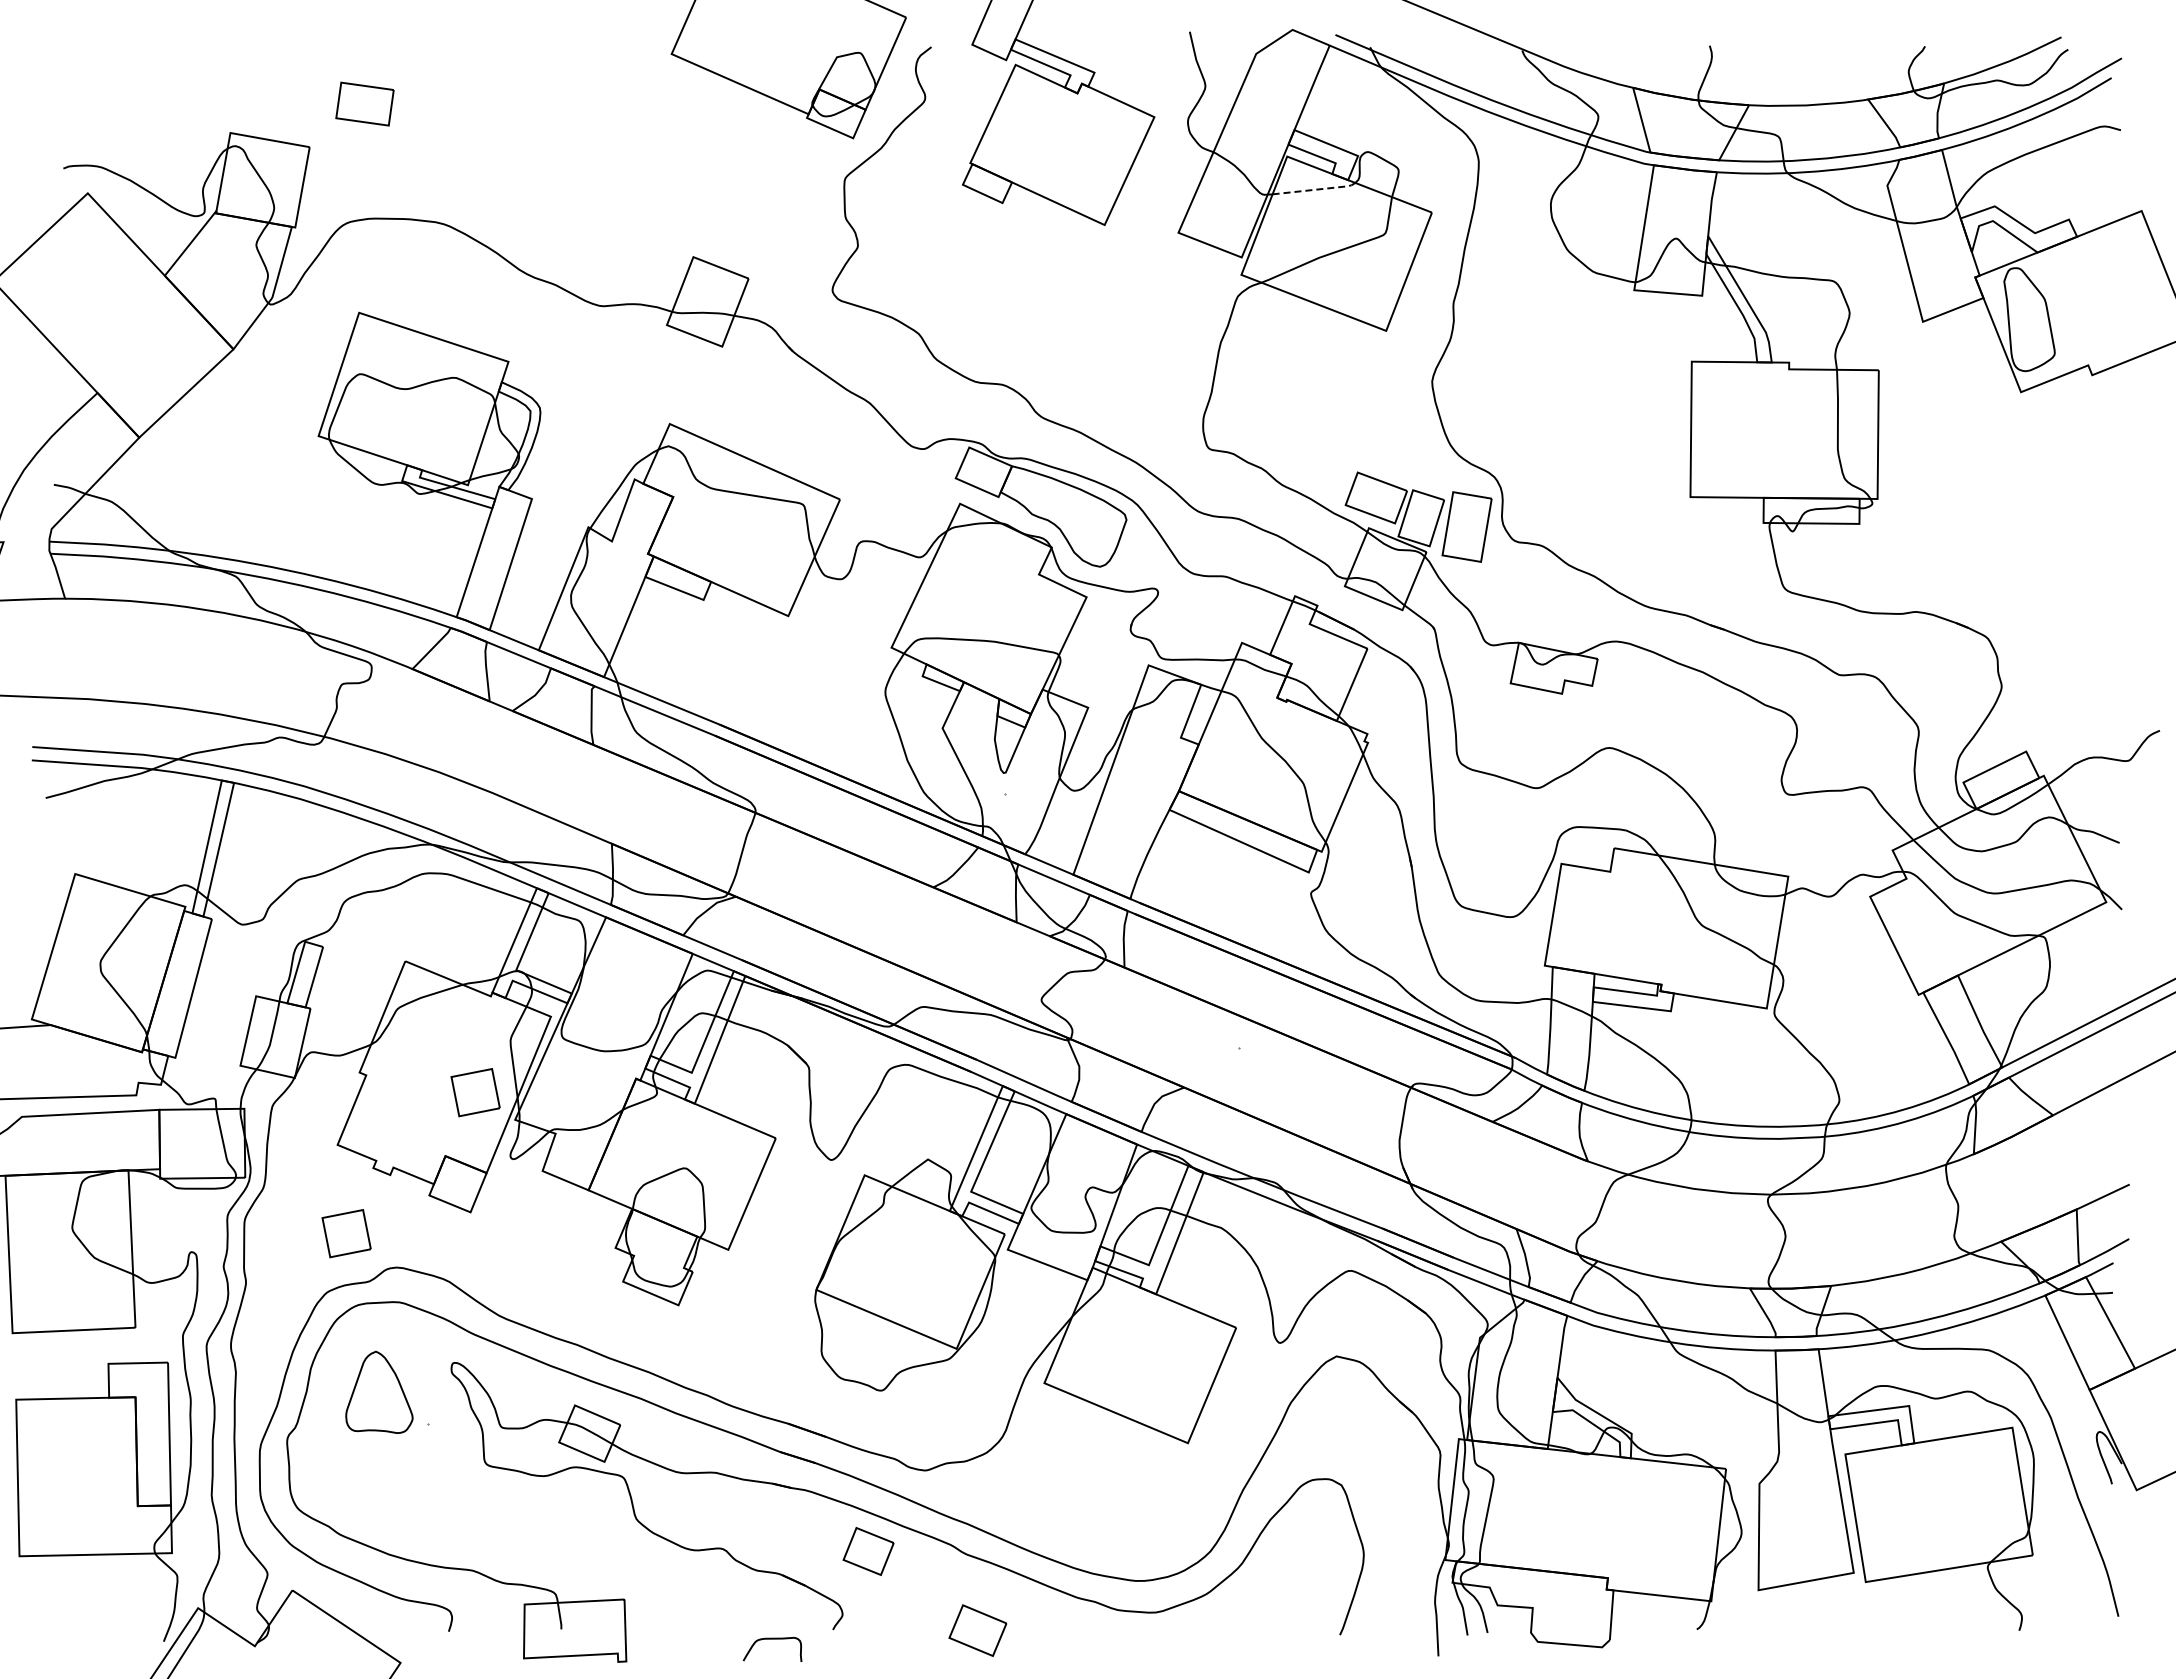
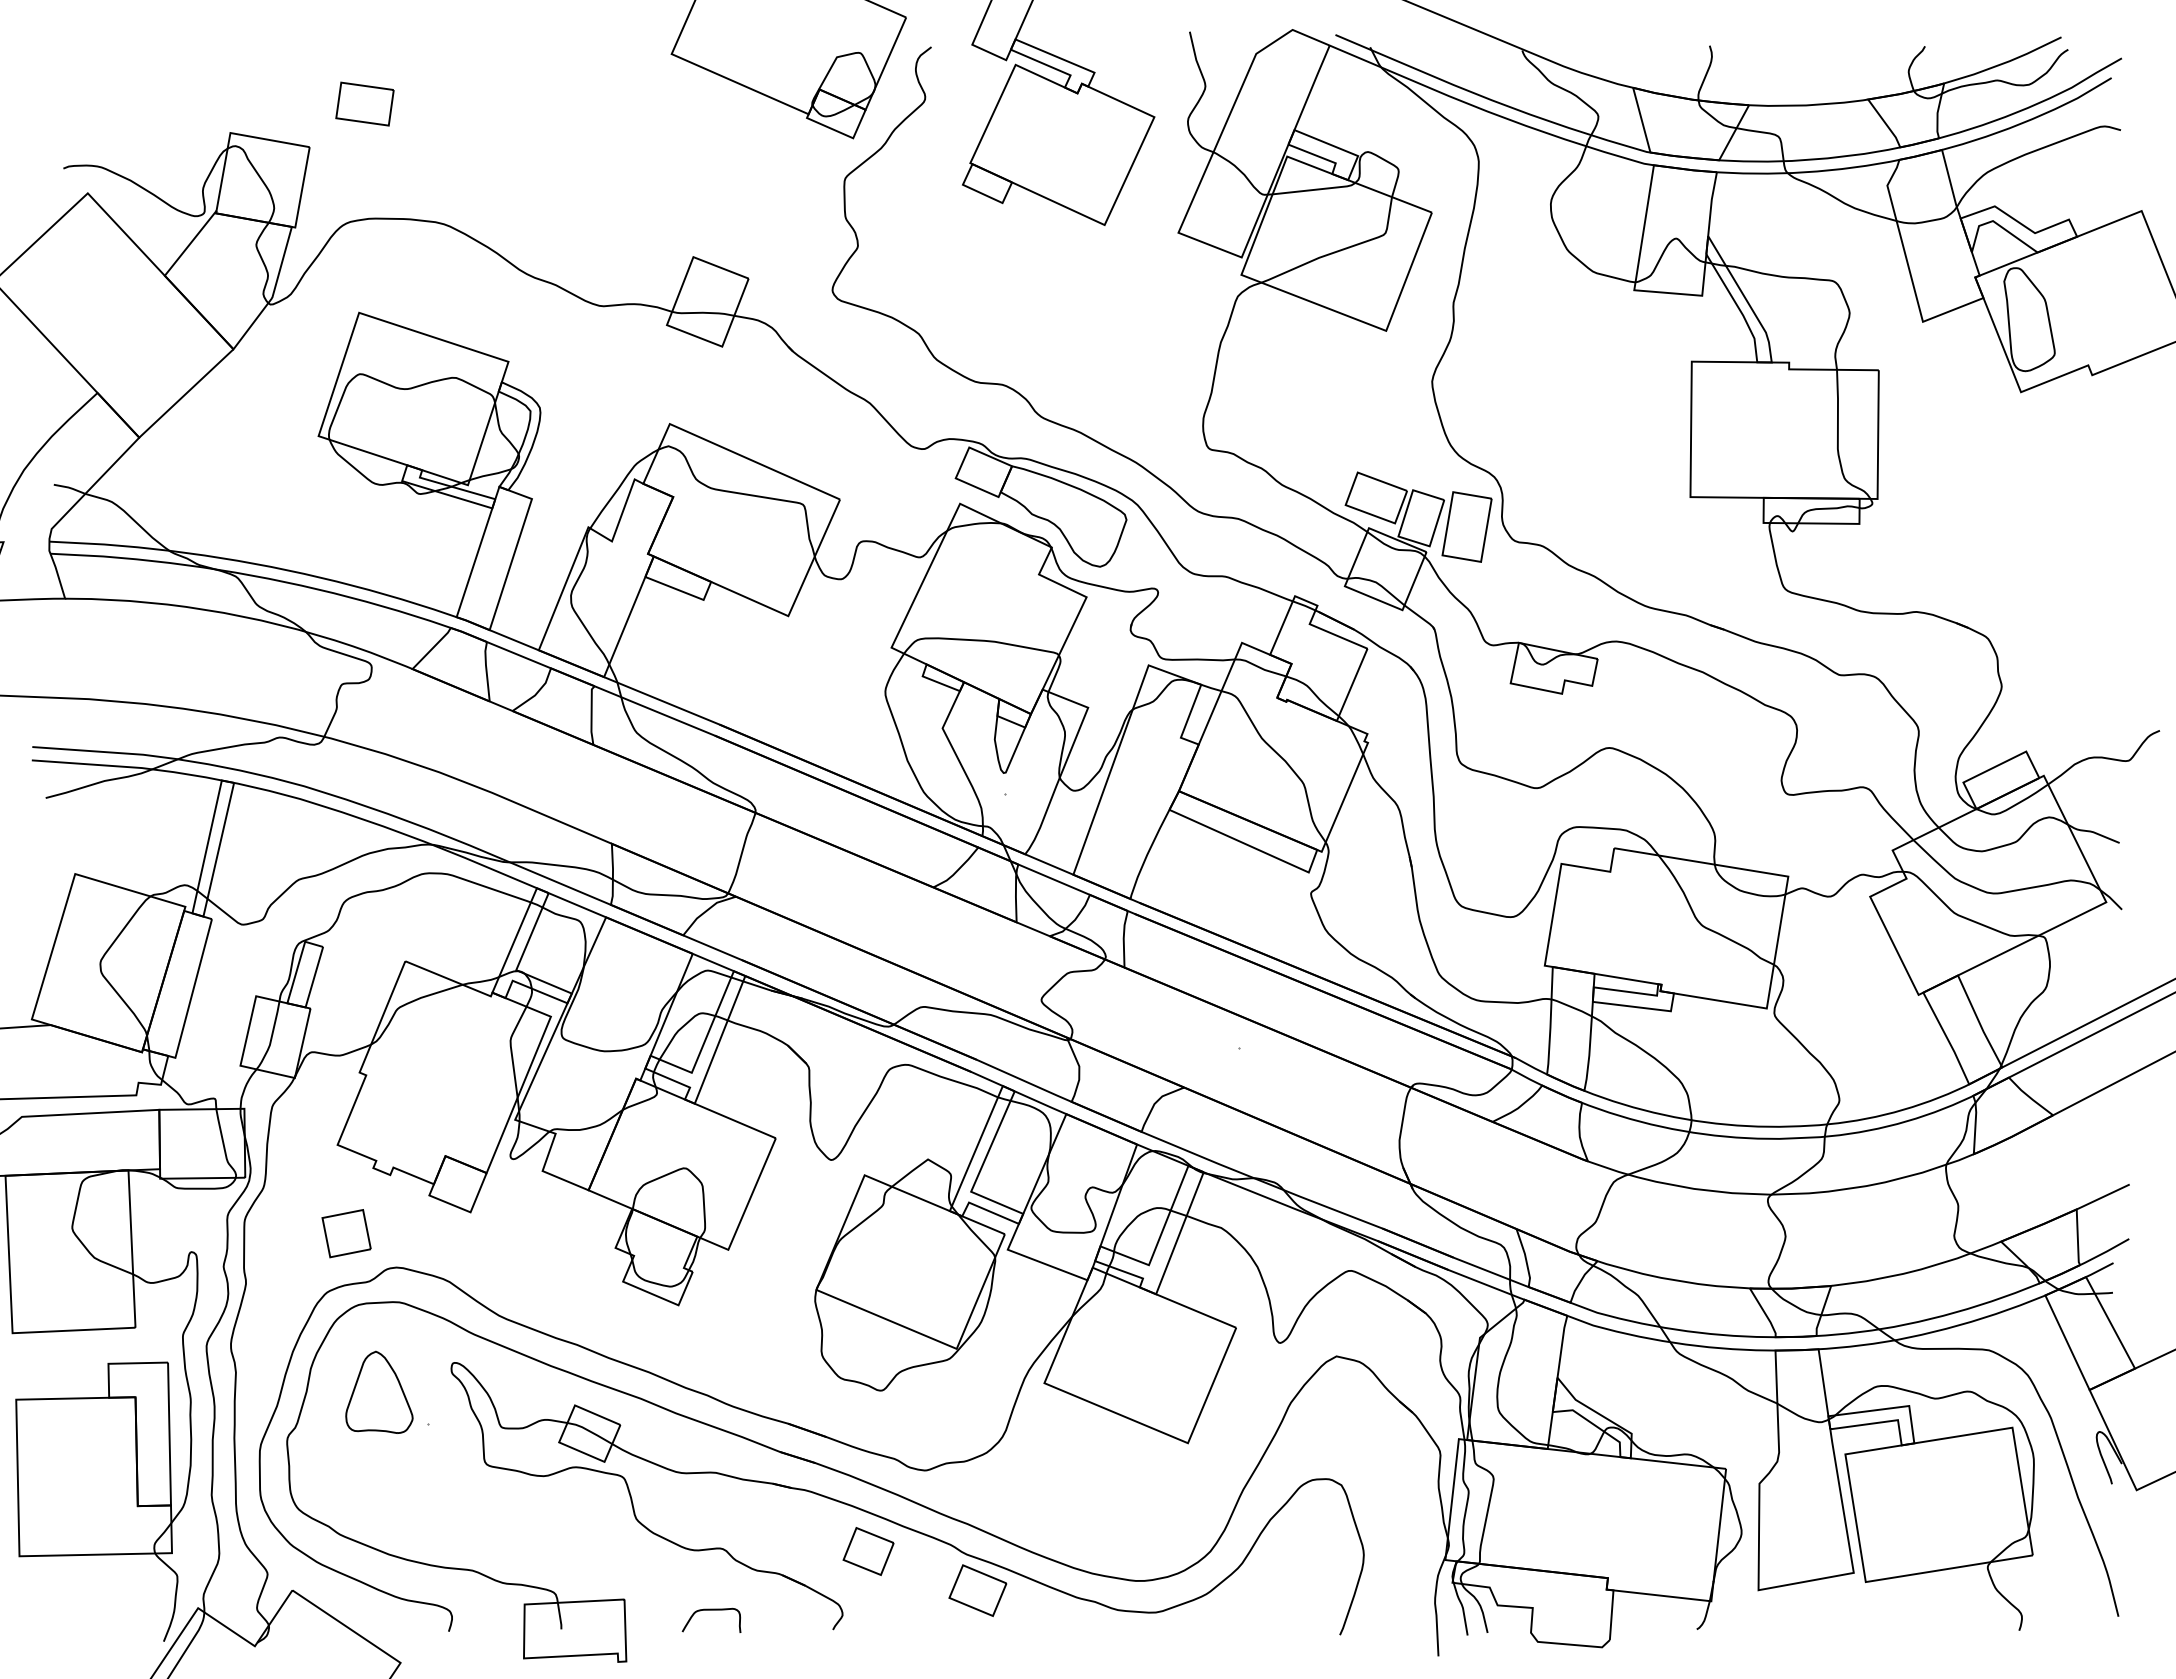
line: dashed -> solid (1315, 189)
part: present -> none (475, 1092)
part position: (977, 1630) -> (977, 1590) (977, 1590)
curve position: (772, 1639) -> (711, 1610) (711, 1610)
